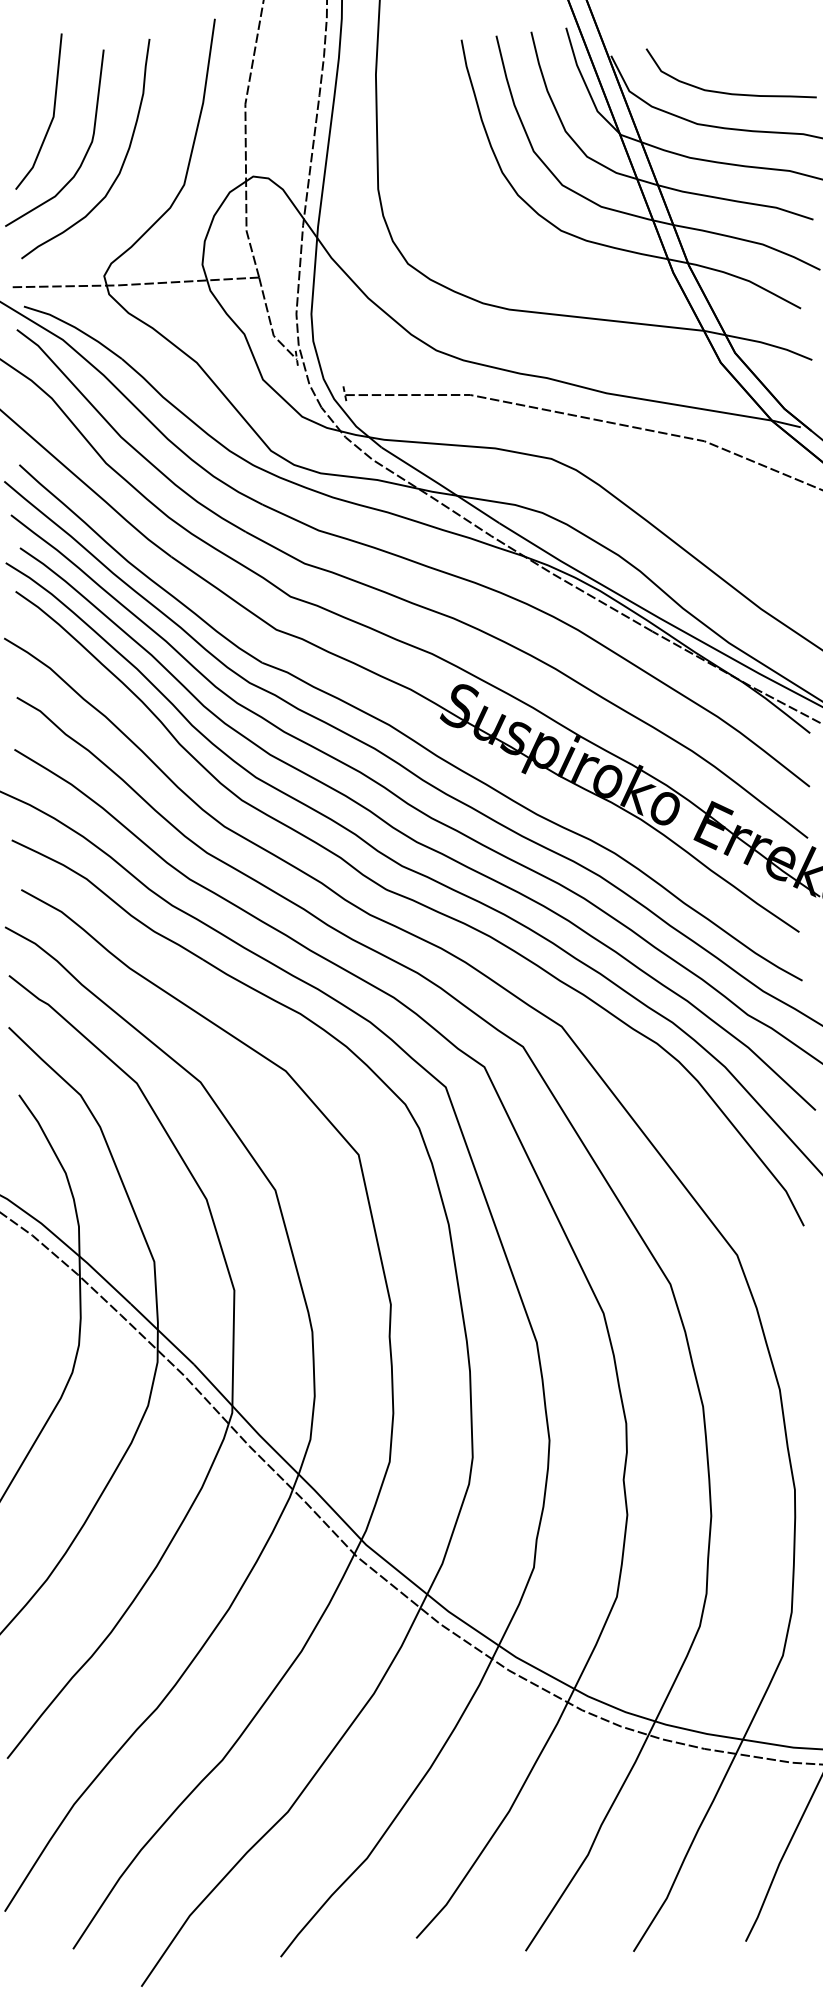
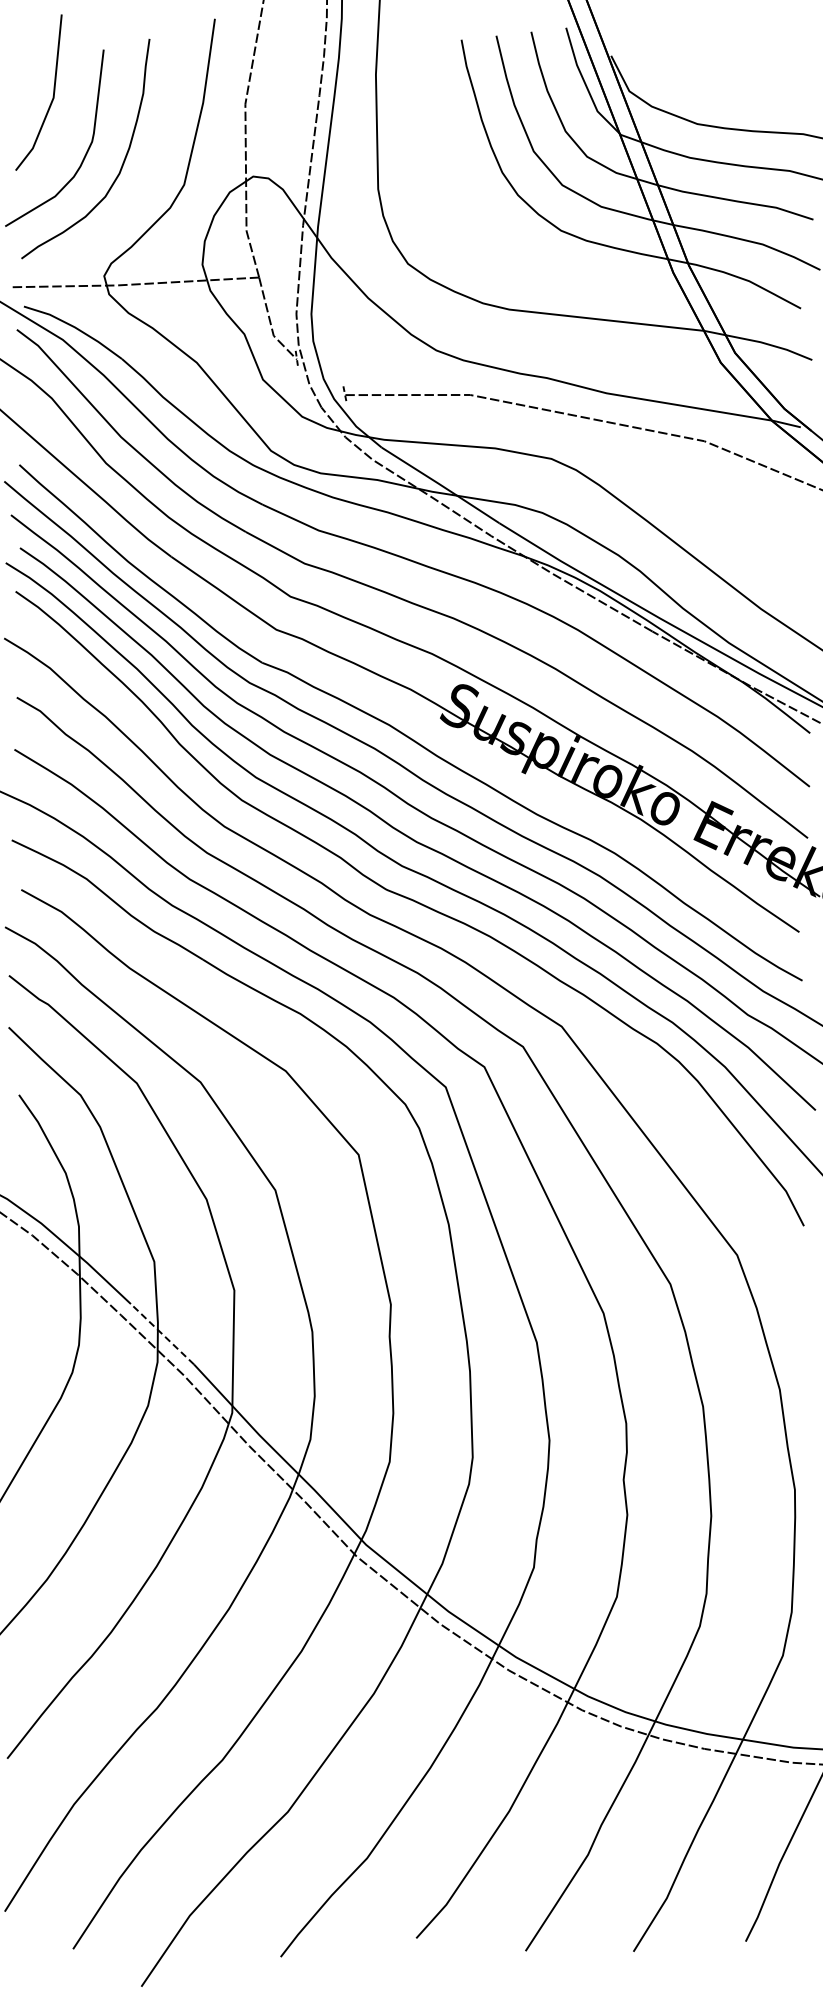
curve: present -> none (728, 92)
line position: (52, 115) -> (52, 96) (52, 96)
line: solid -> dashed (162, 1333)
